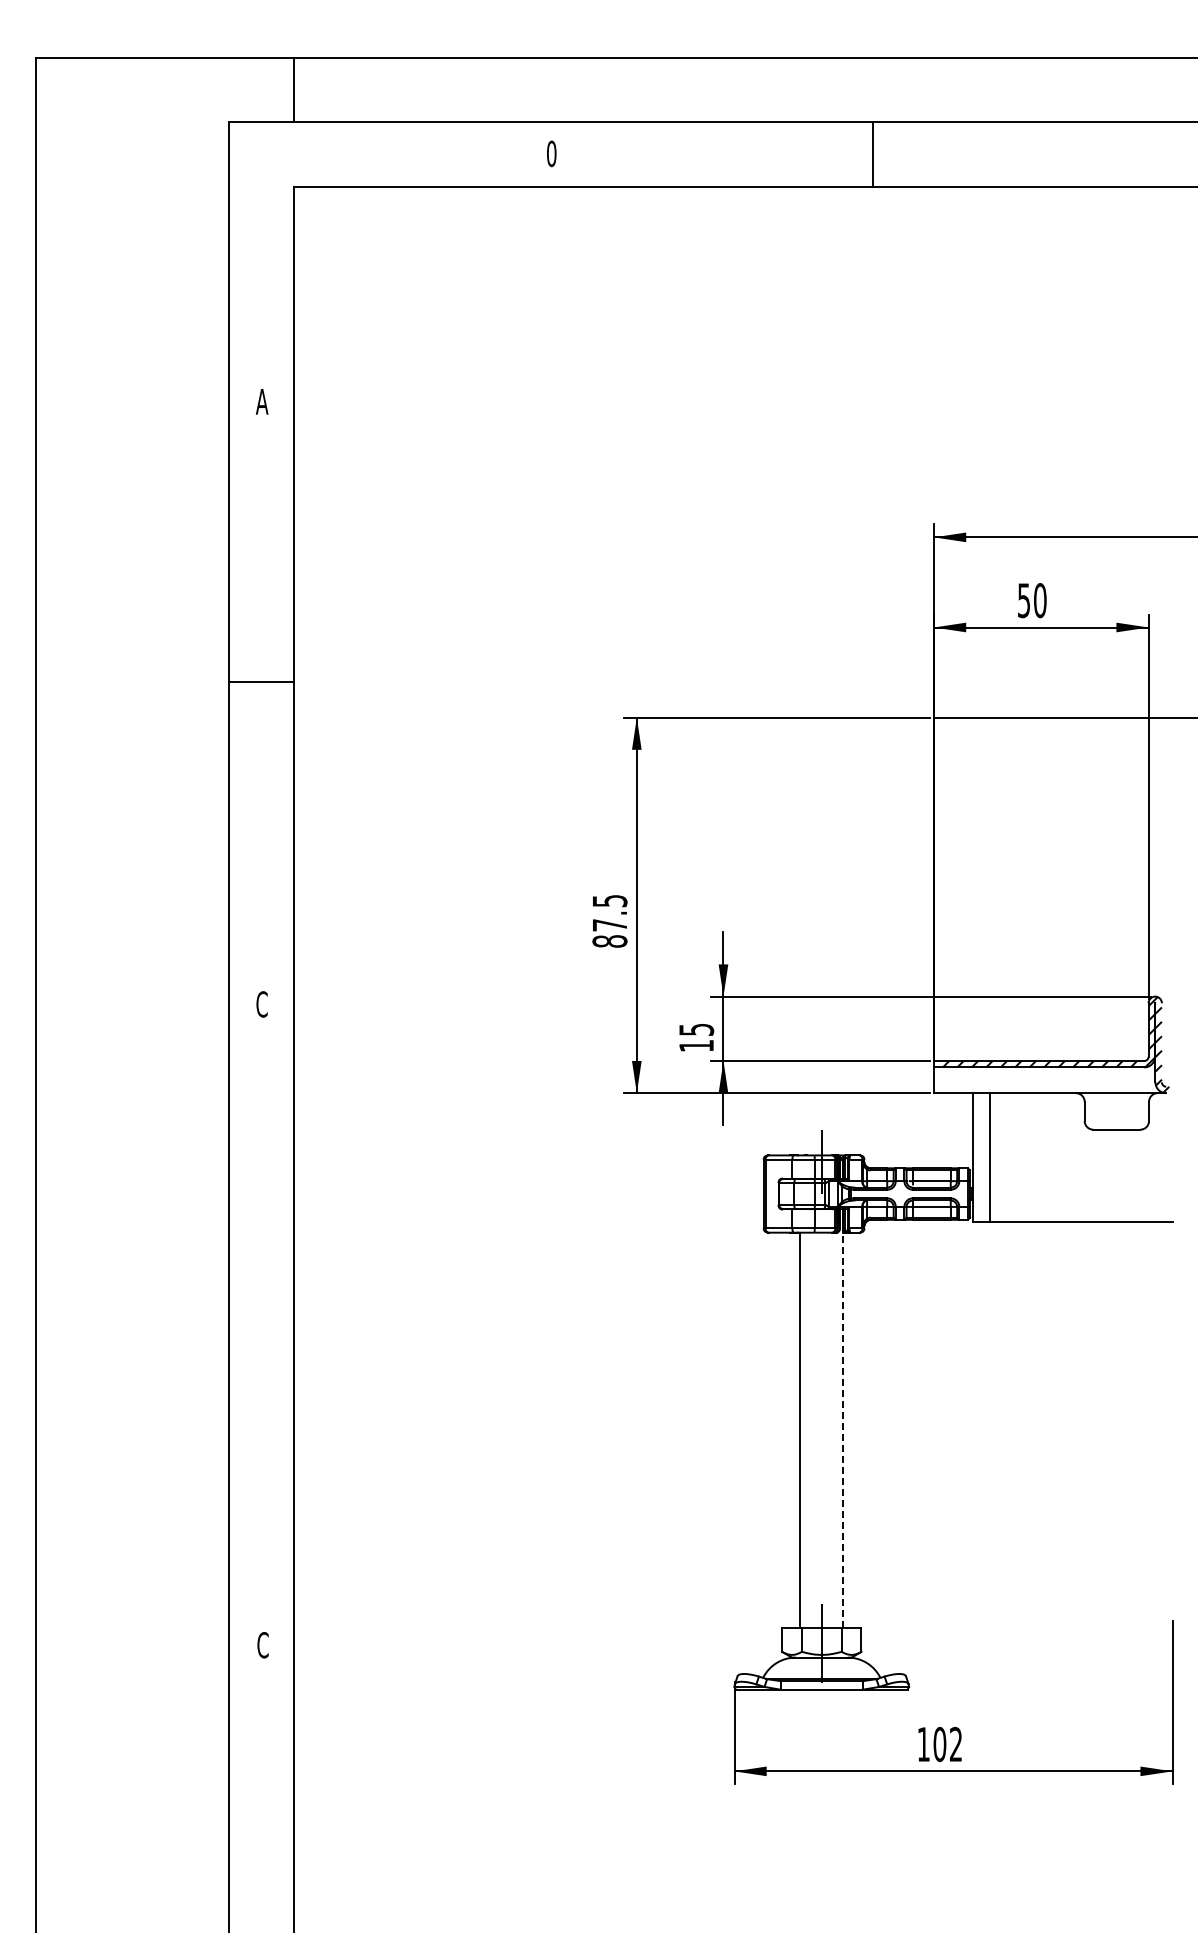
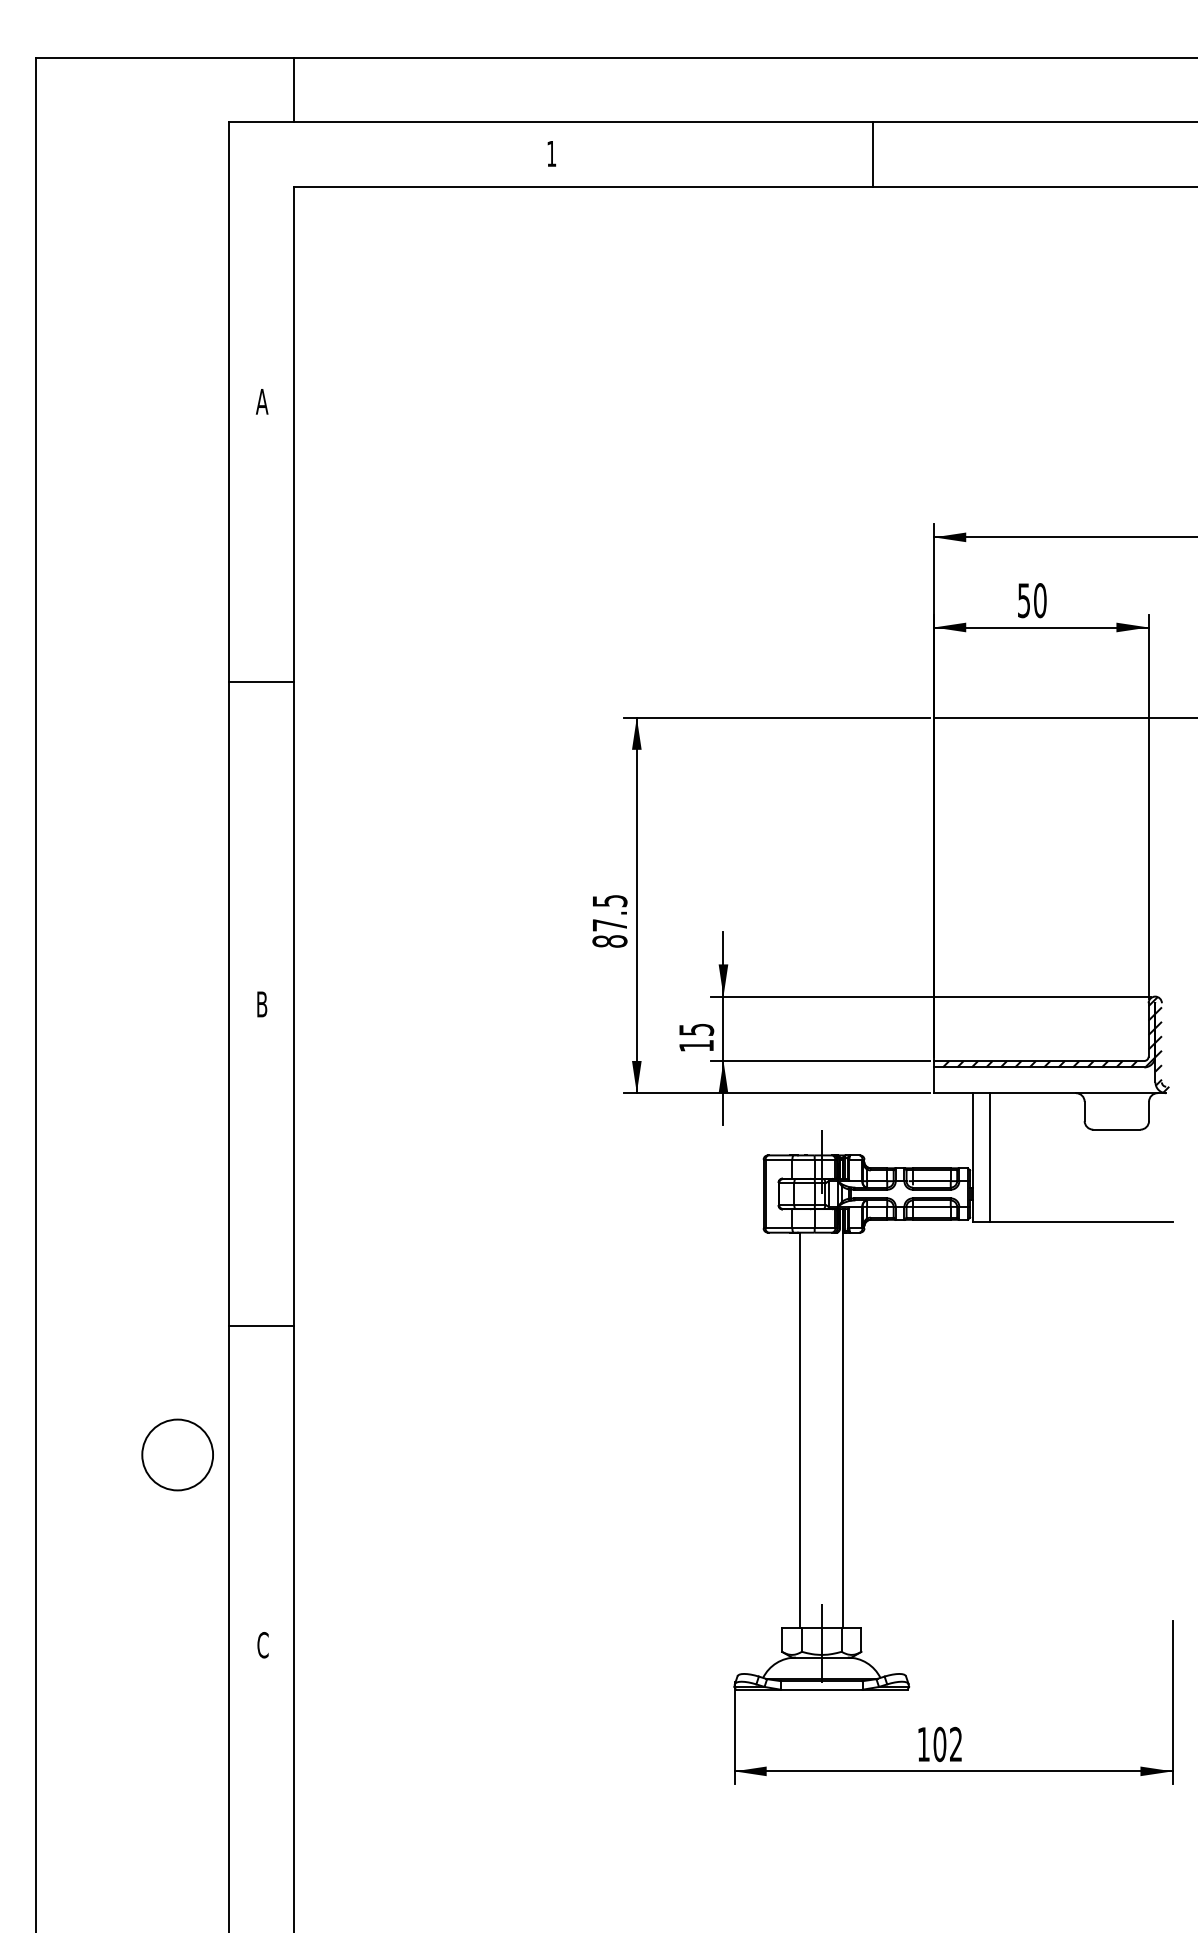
text: 0 -> 1 (551, 153)
text: C -> B (261, 1004)
line: none -> present (261, 1326)
line: dashed -> solid (843, 1428)
circle: none -> present (177, 1454)
